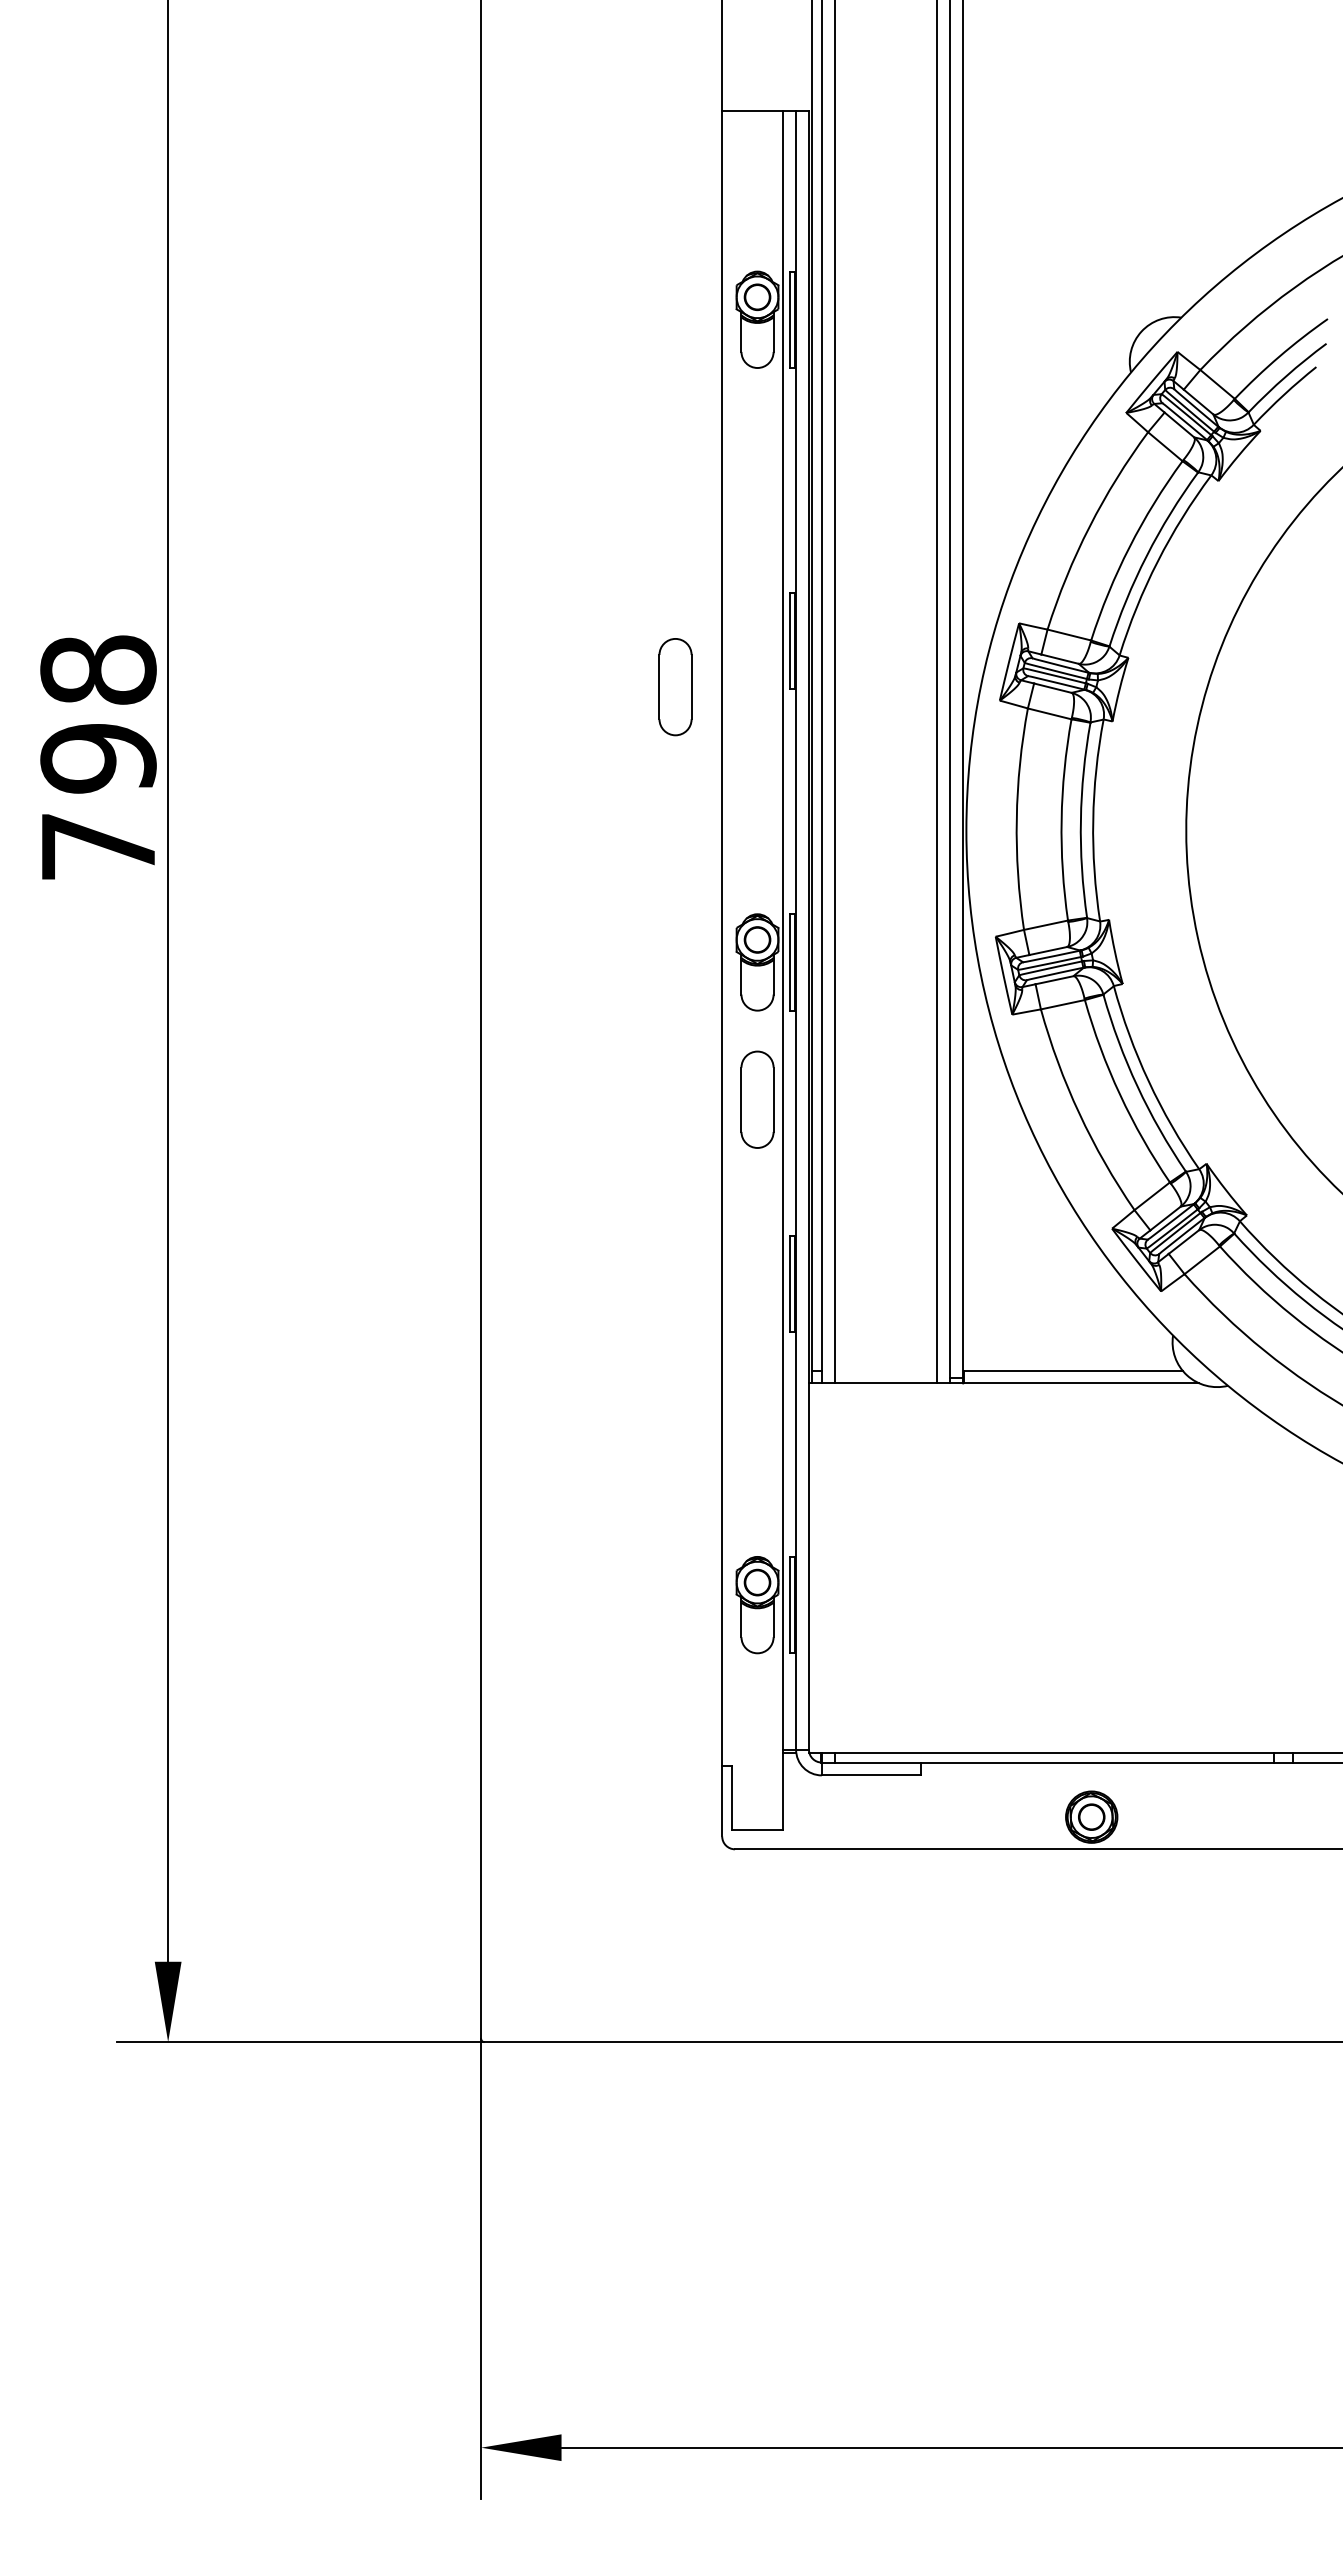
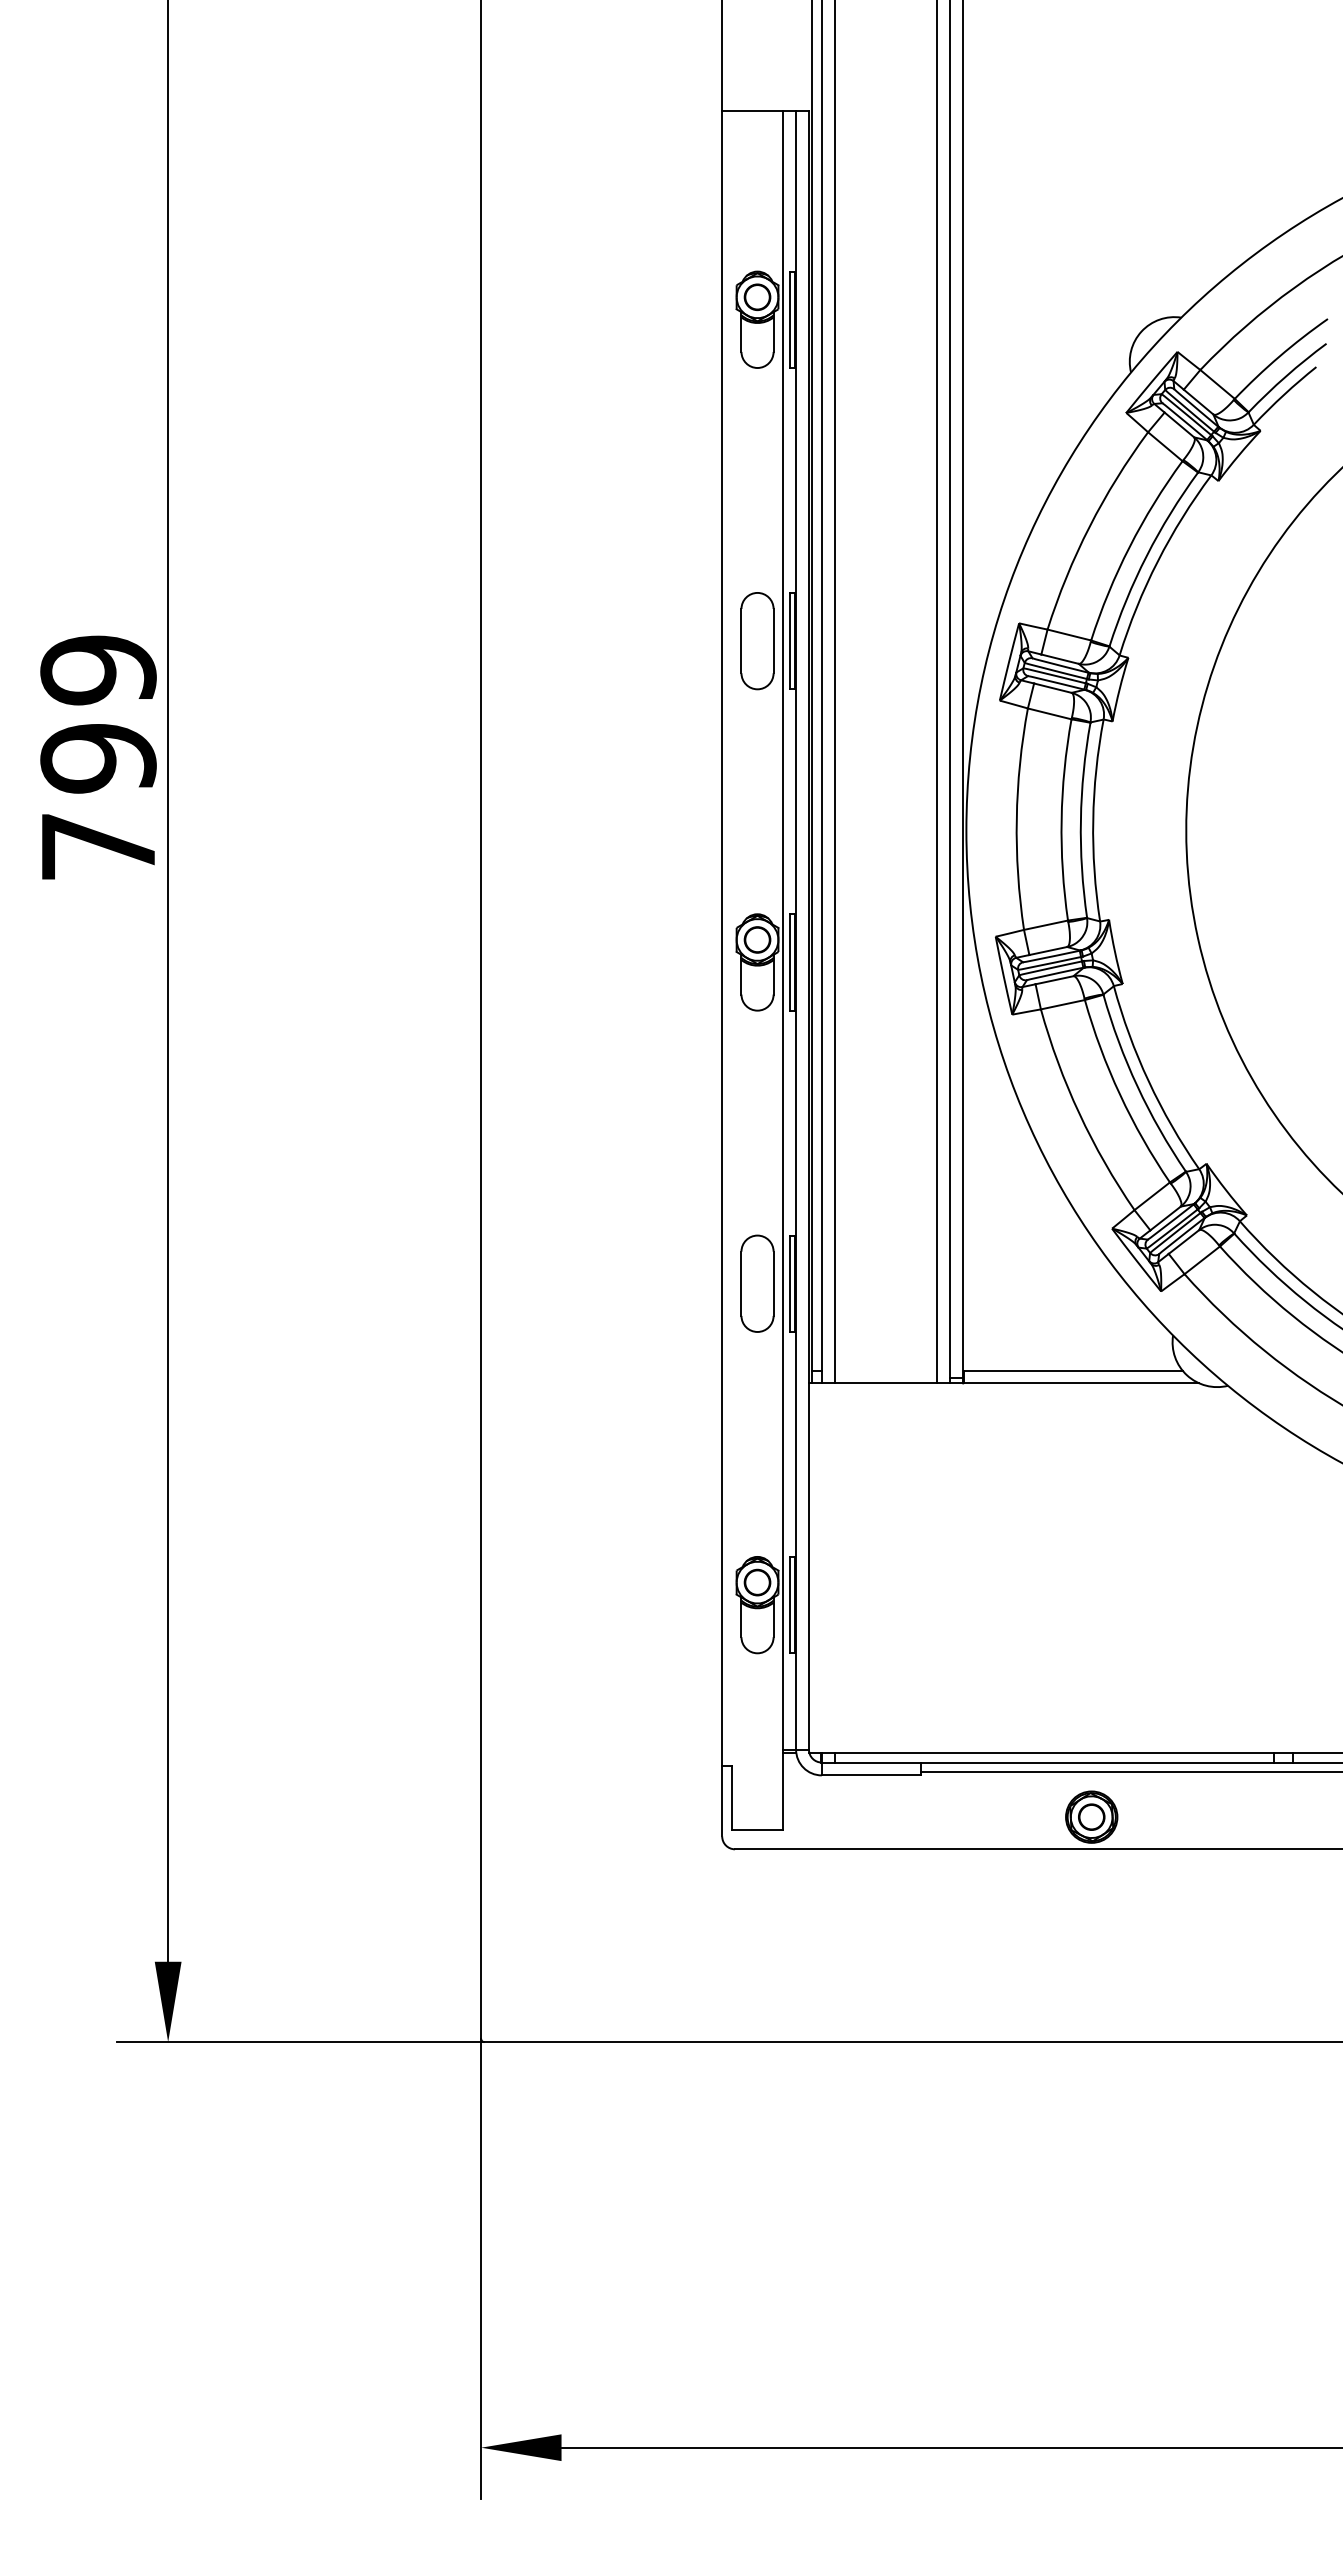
text: 798 -> 799 (98, 670)
part position: (675, 687) -> (757, 641) (757, 641)
part position: (757, 1099) -> (757, 1283) (757, 1283)
line: none -> present (1130, 1772)
